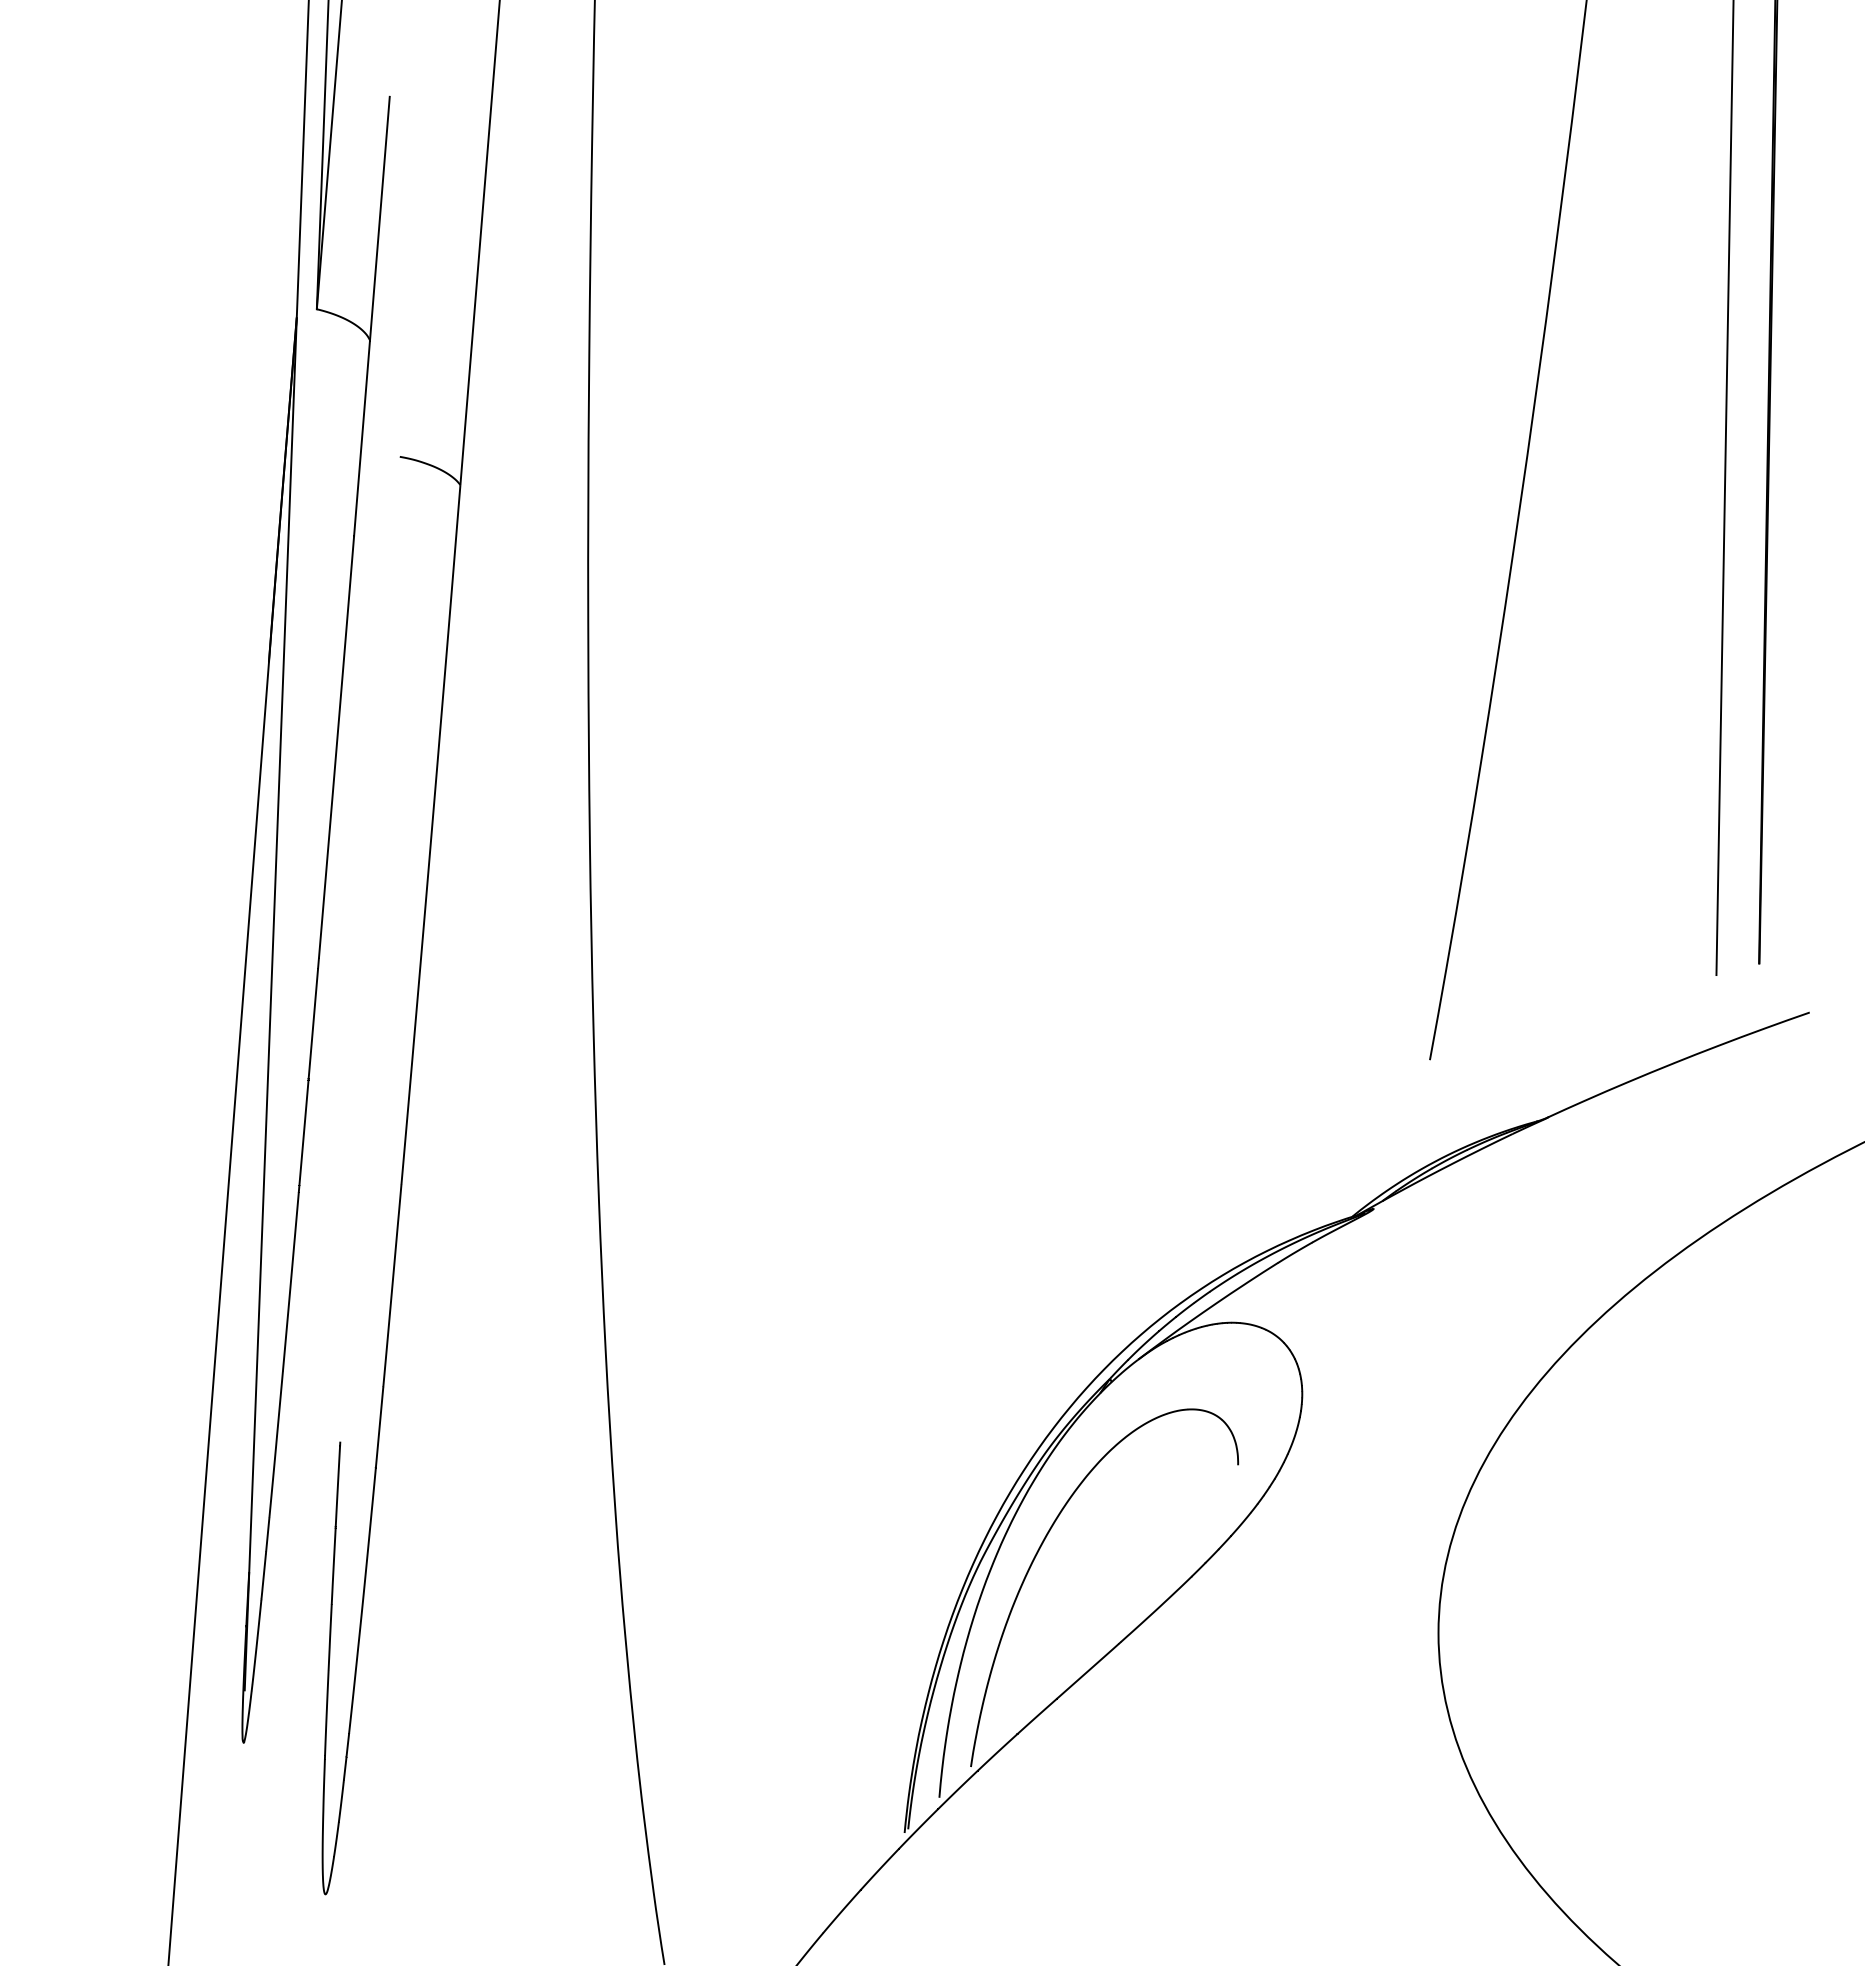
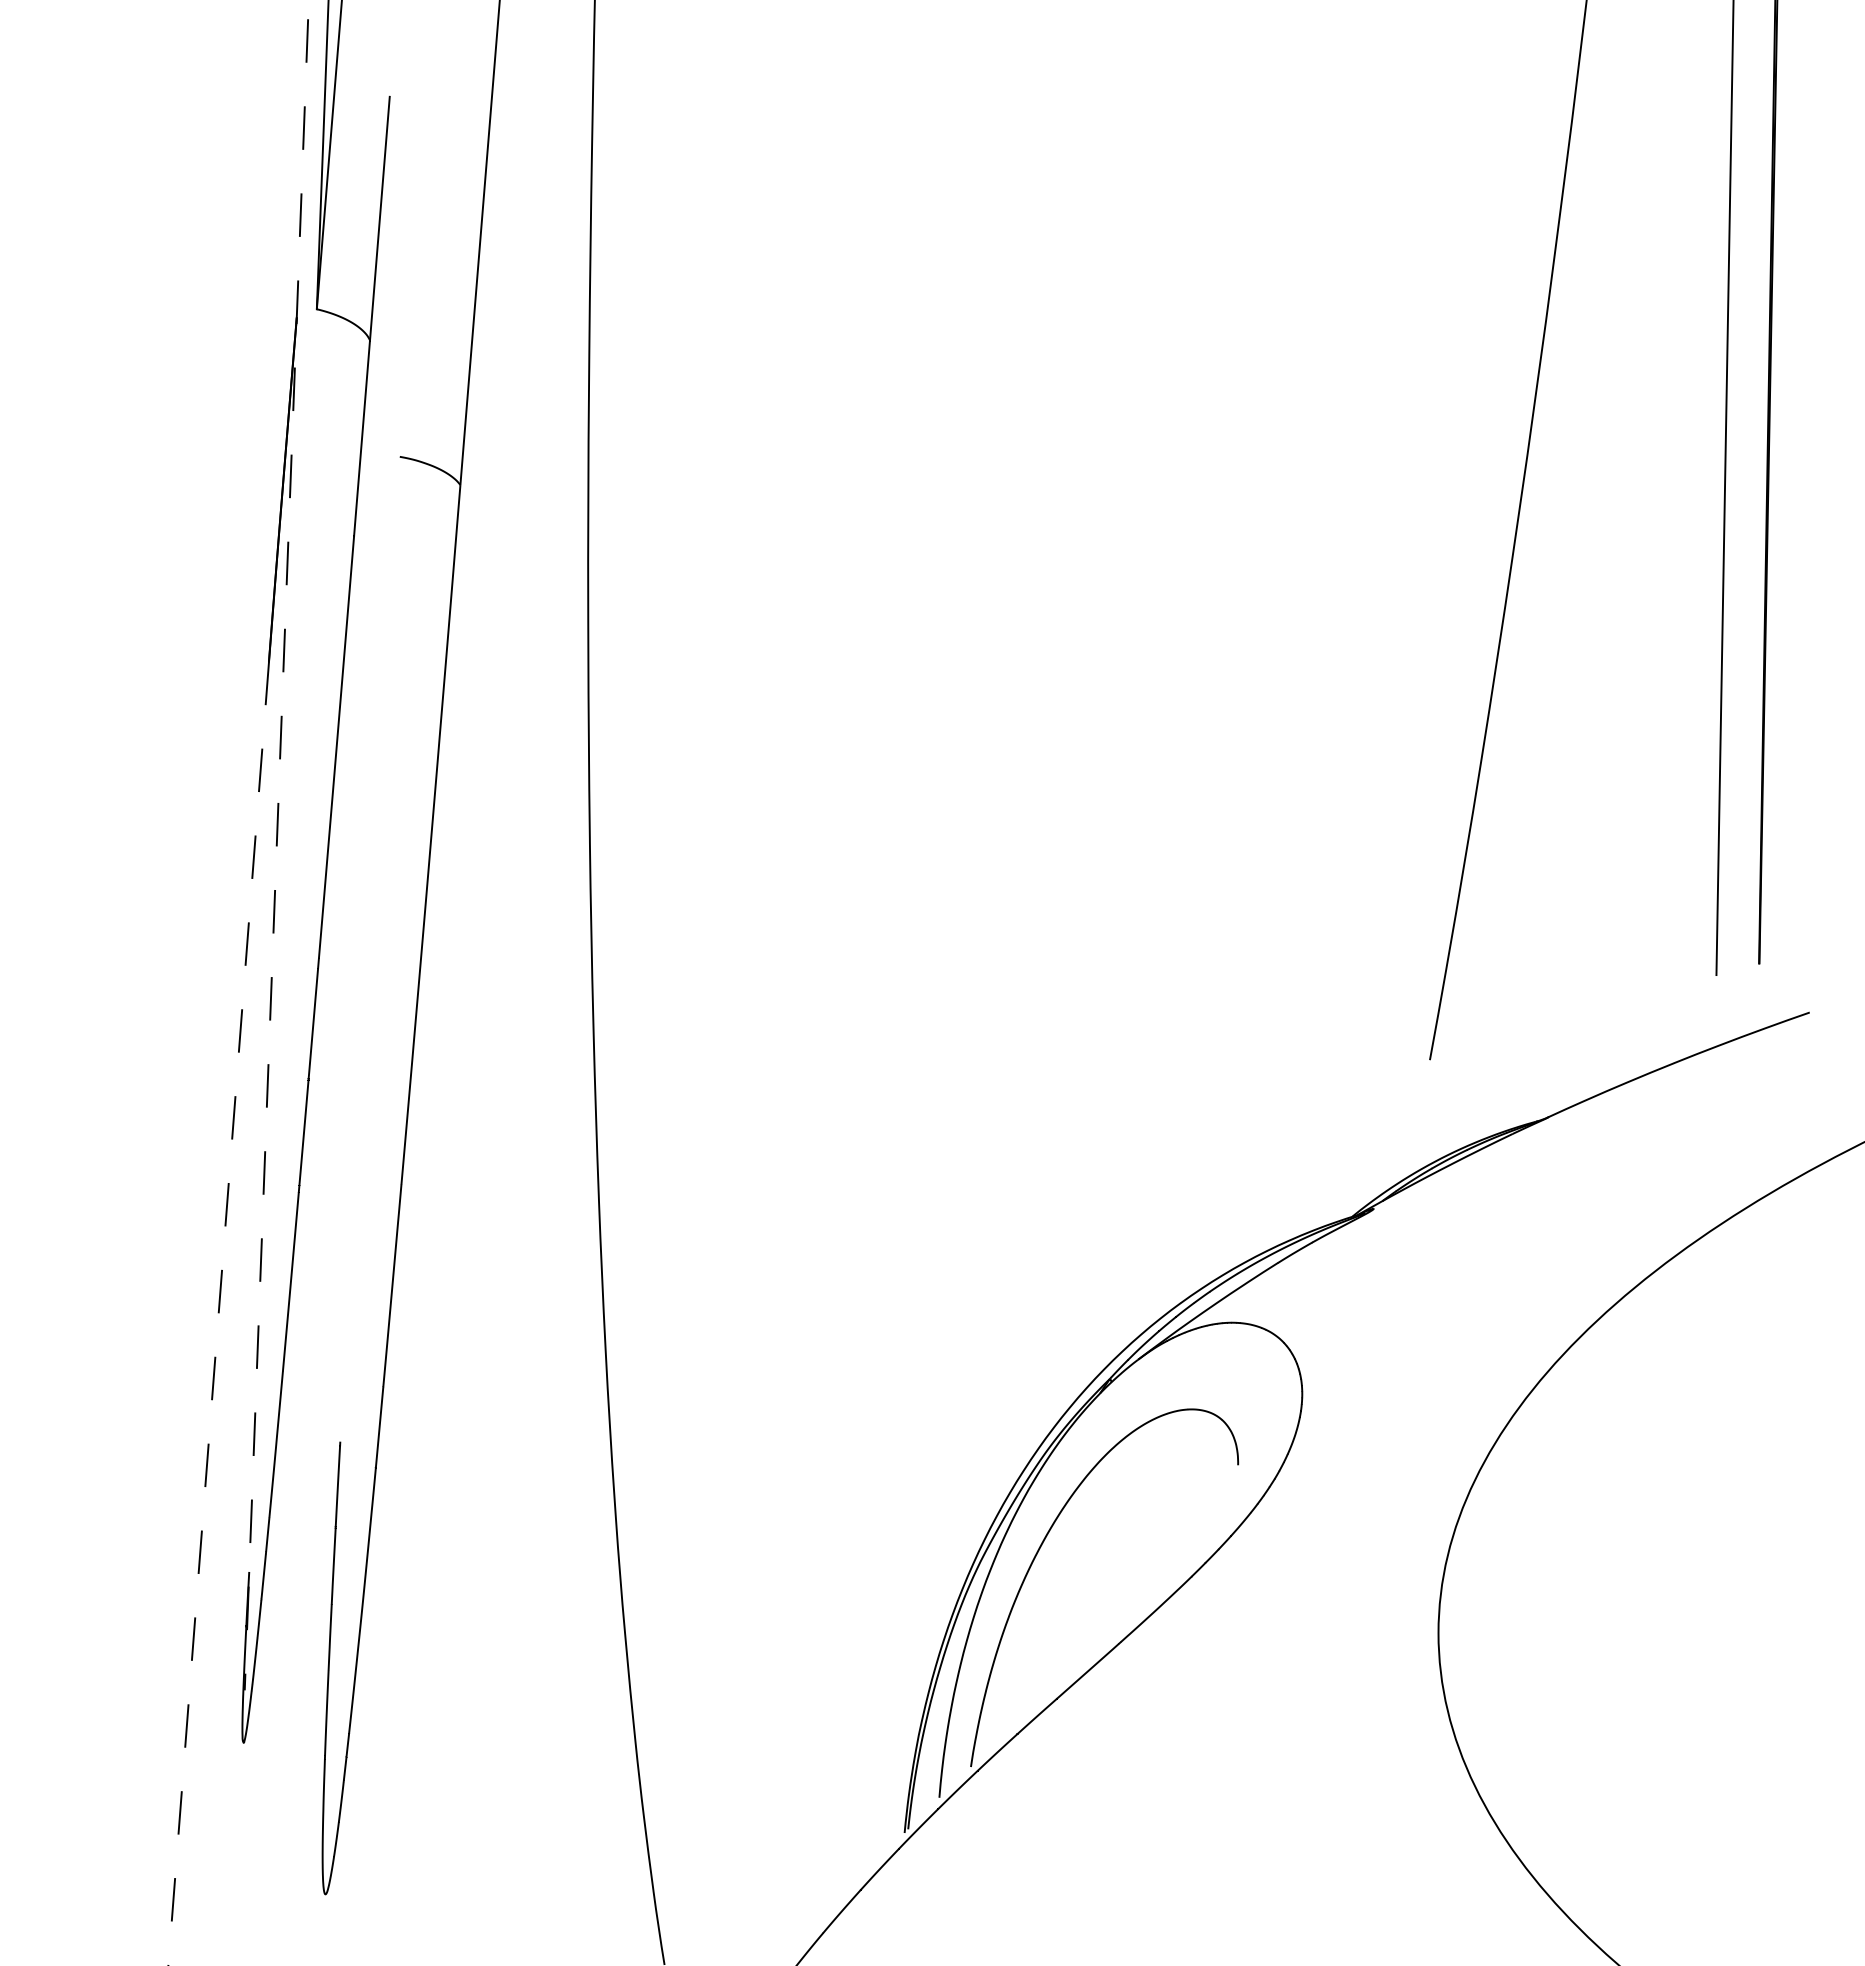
line: solid -> dashed (276, 846)
line: solid -> dashed (218, 1313)
